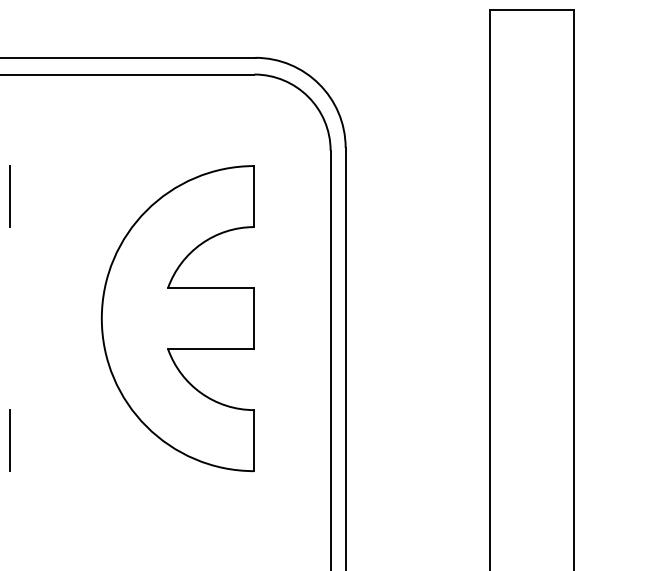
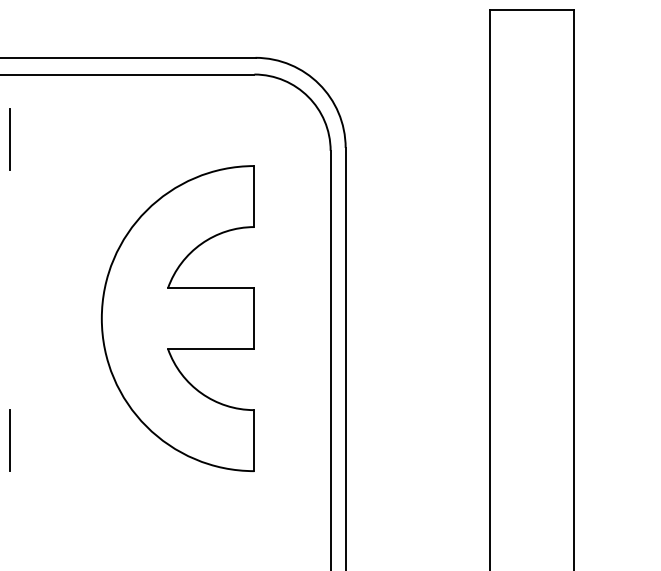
line position: (9, 196) -> (9, 139) (9, 139)
